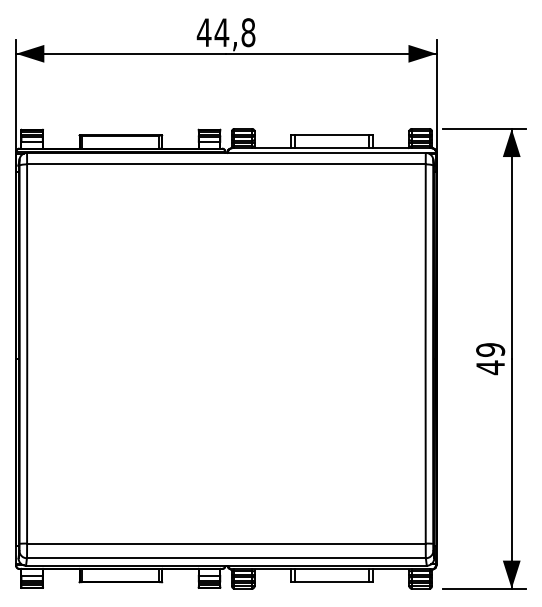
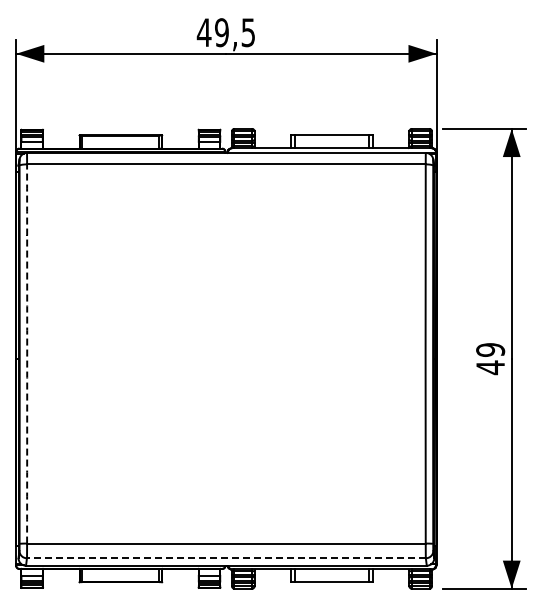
text: 44,8 -> 49,5 (234, 32)
arc: solid -> dashed (27, 353)
line: solid -> dashed (225, 558)
